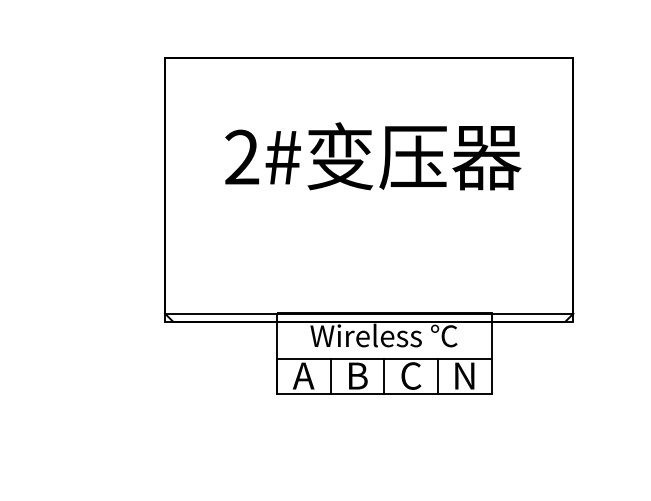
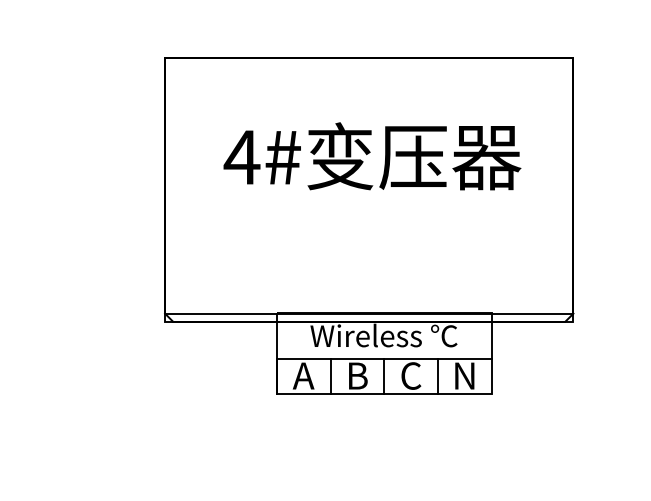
text: 2# -> 4# (241, 156)
